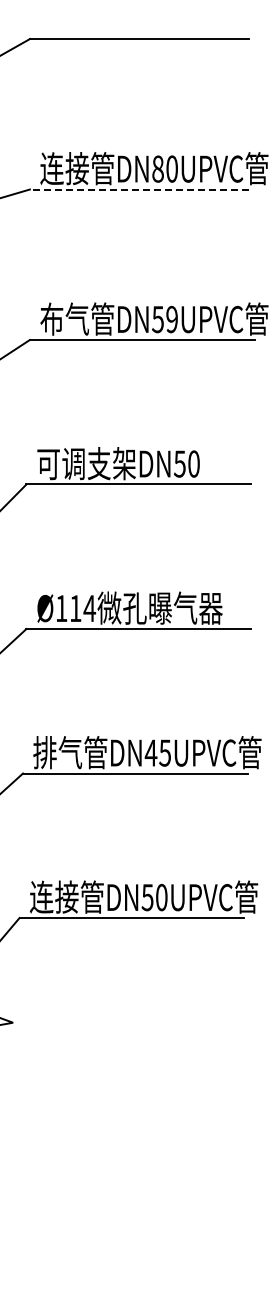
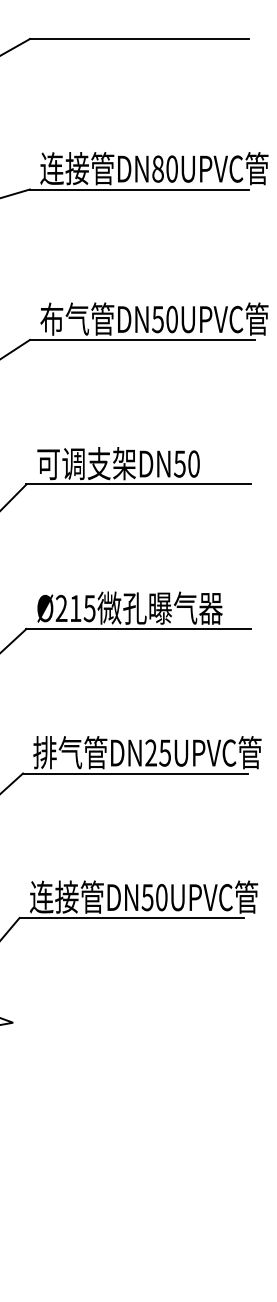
line: dashed -> solid (139, 189)
text: DN59UPVC -> DN50UPVC (171, 319)
text: Ø114 -> Ø215 (75, 608)
text: DN45UPVC -> DN25UPVC (150, 752)
